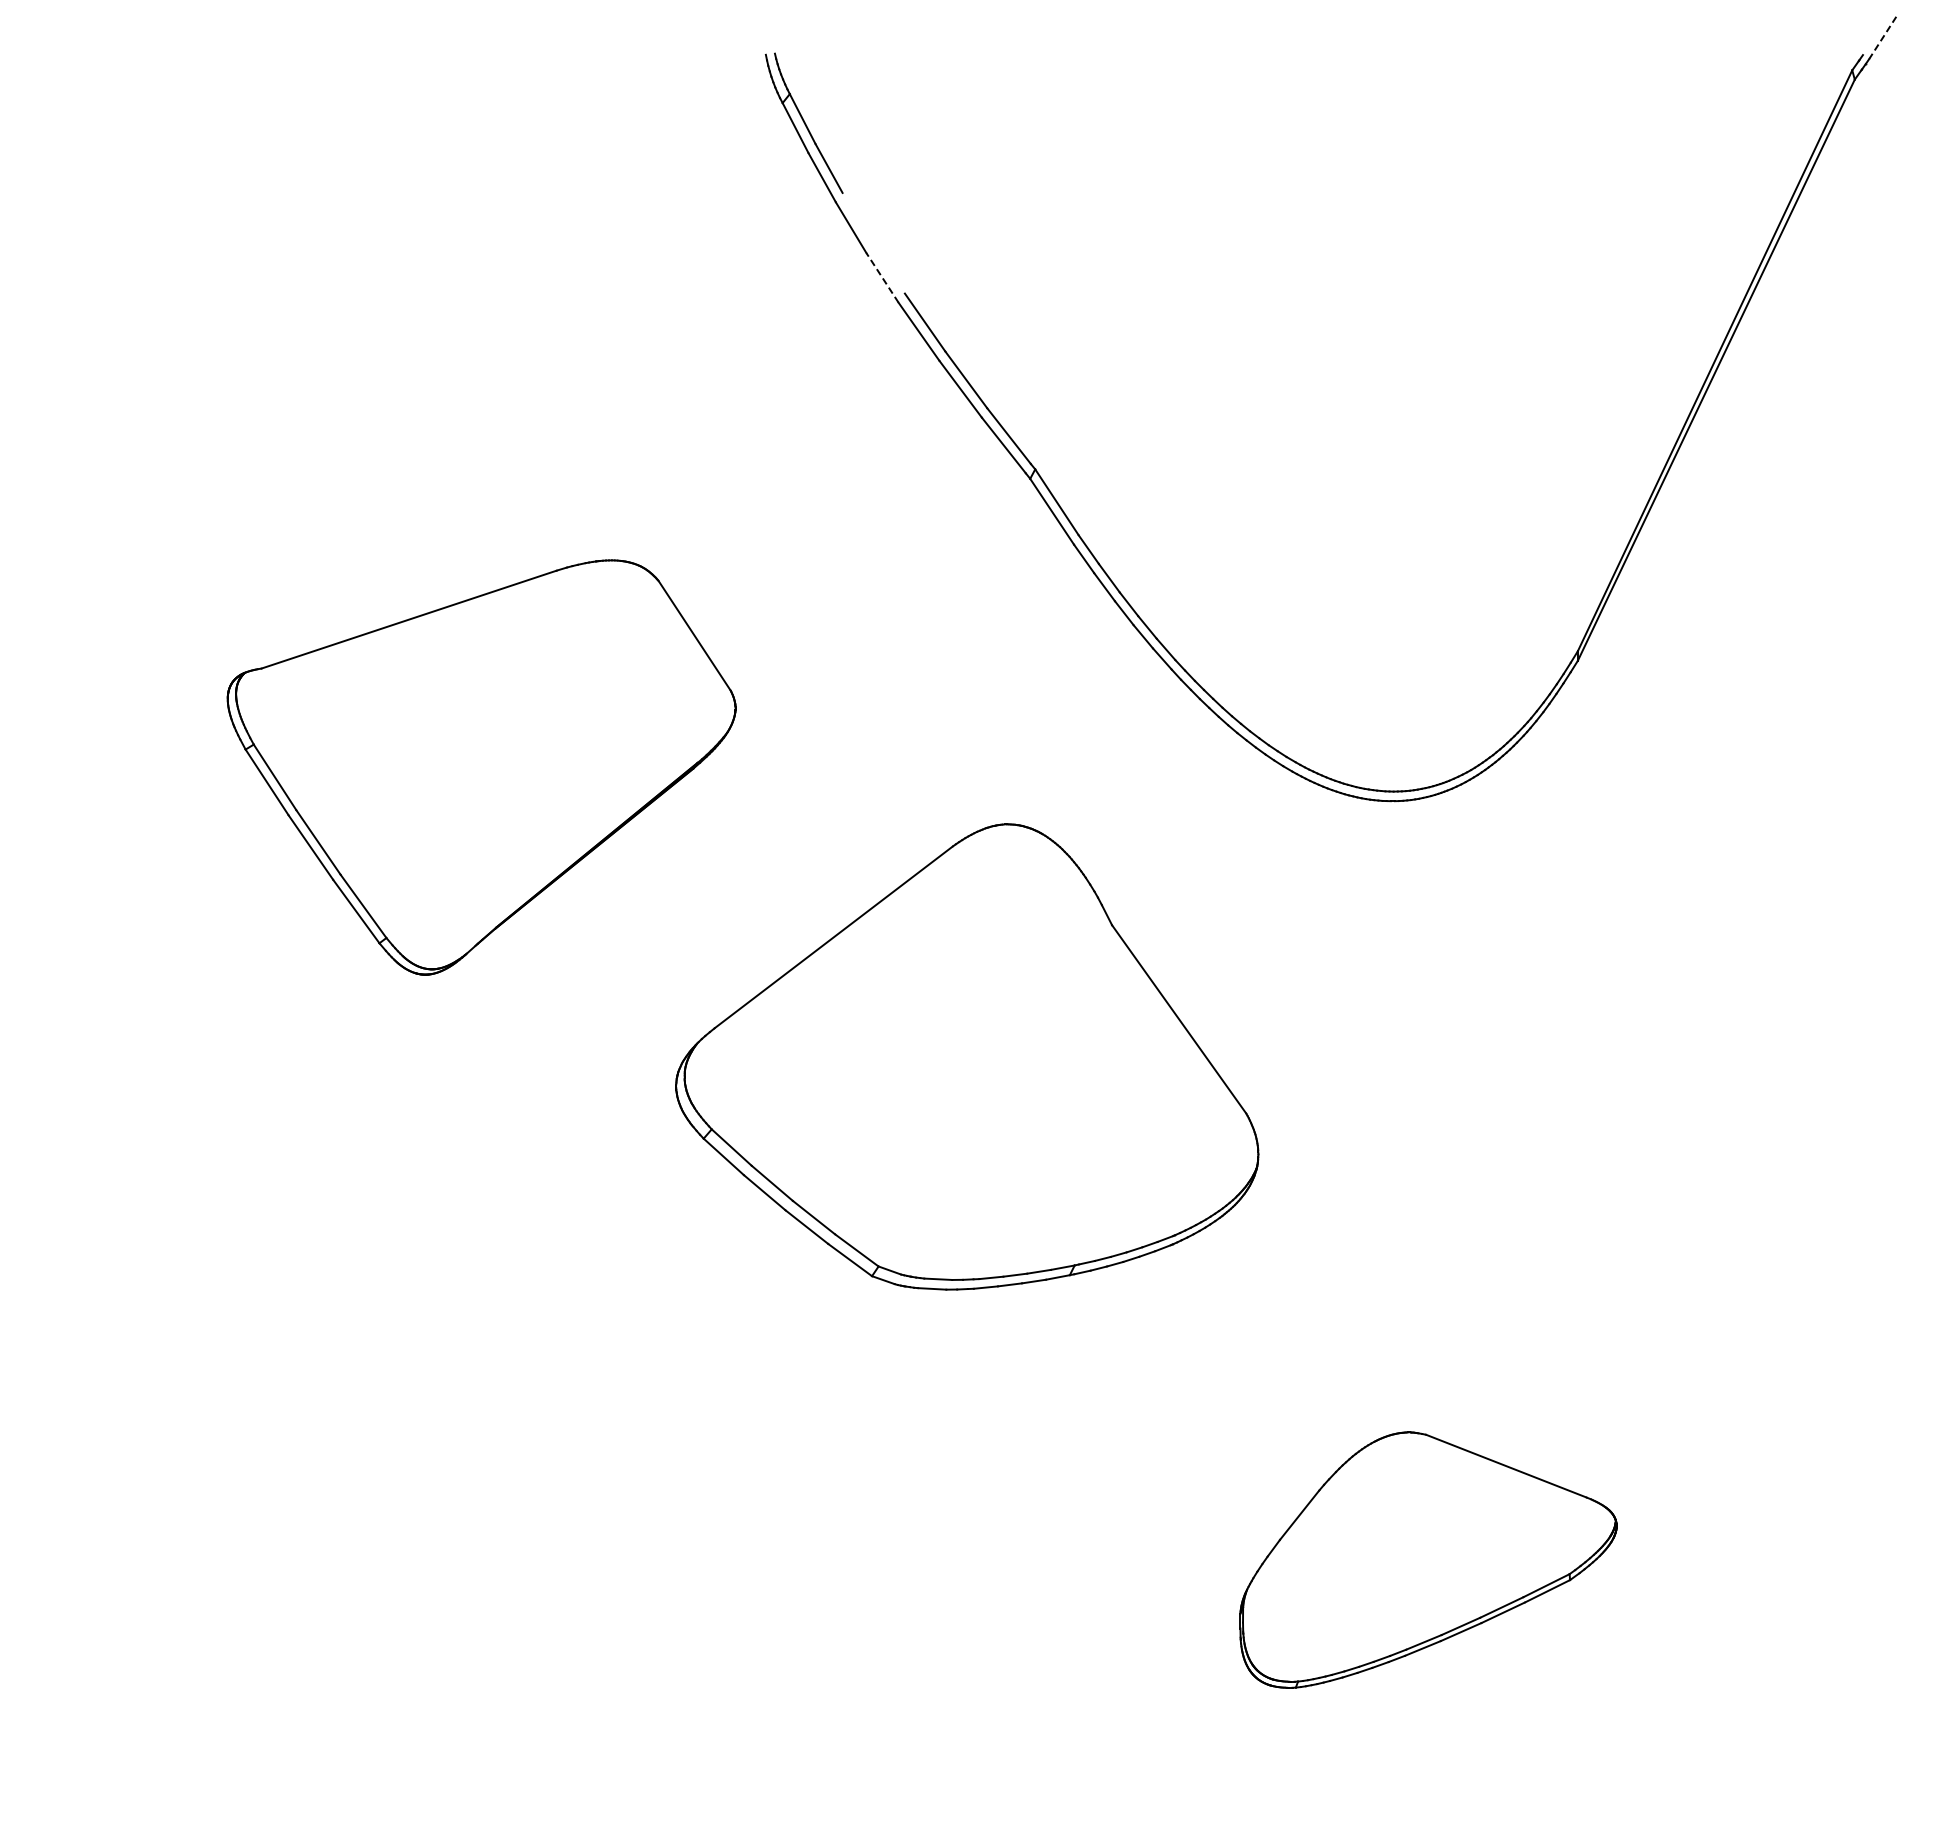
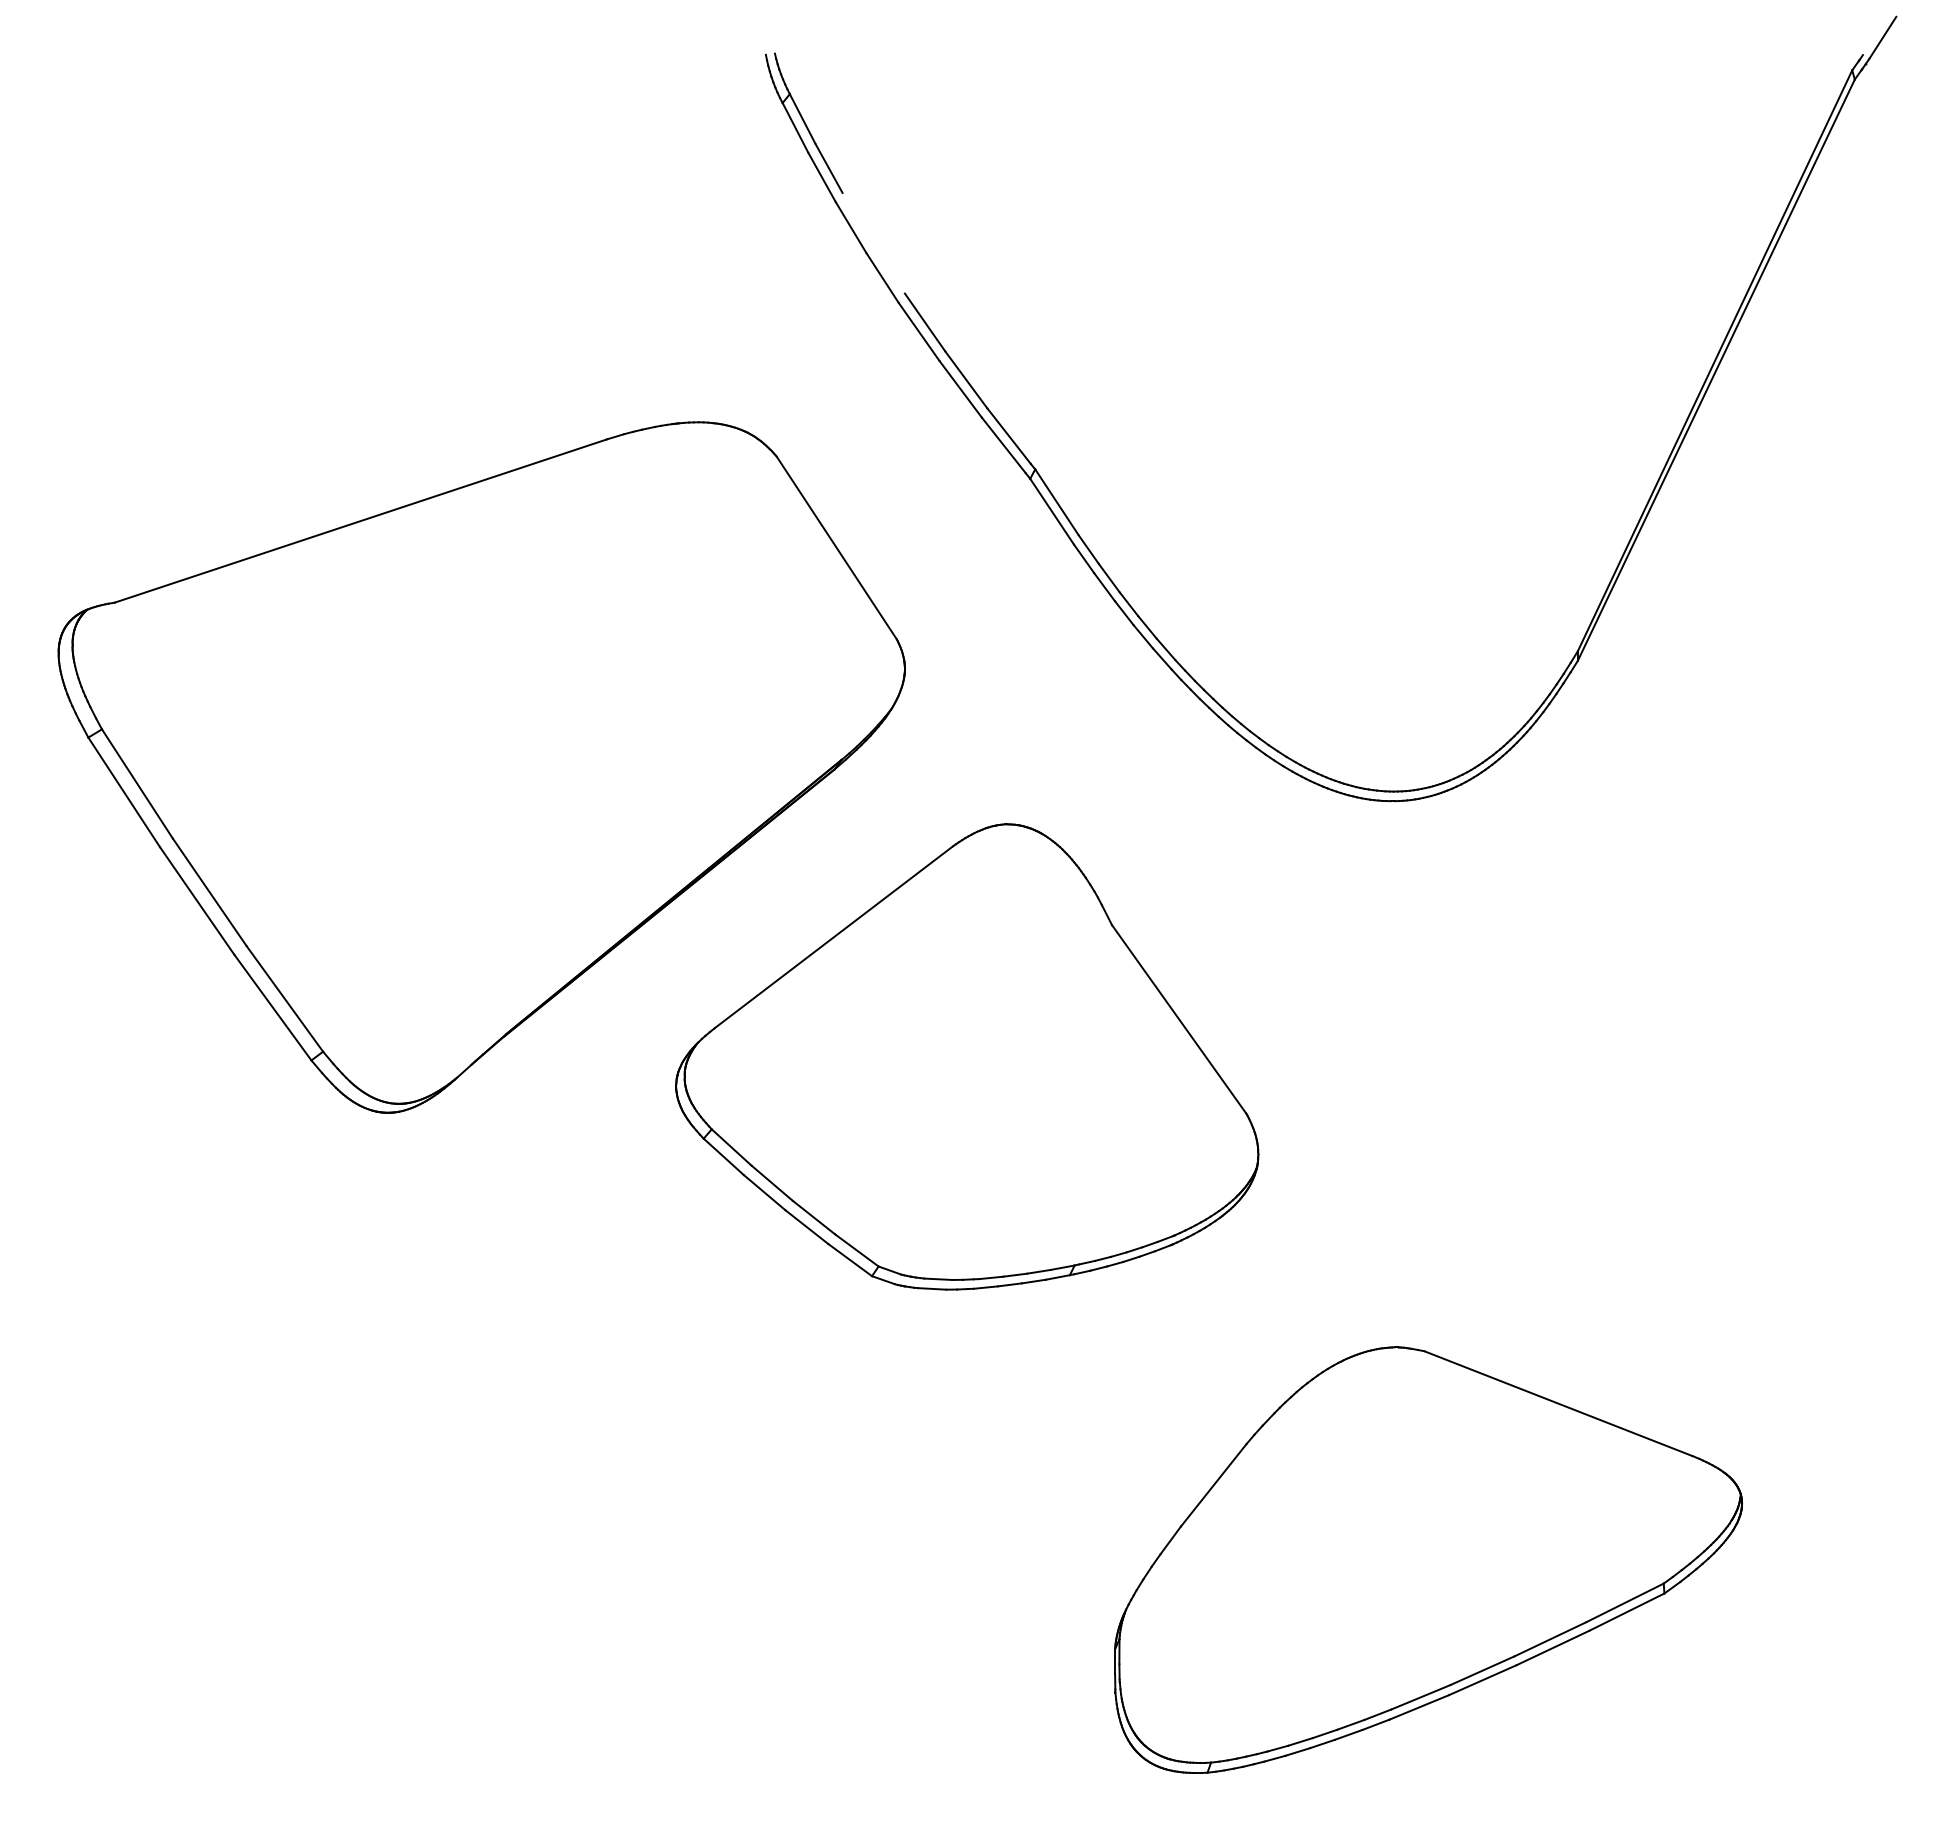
line: dashed -> solid (1882, 38)
line: dashed -> solid (882, 277)
part size: 511x417 px -> 849x693 px (481, 767)
part size: 379x258 px -> 629x428 px (1428, 1559)
